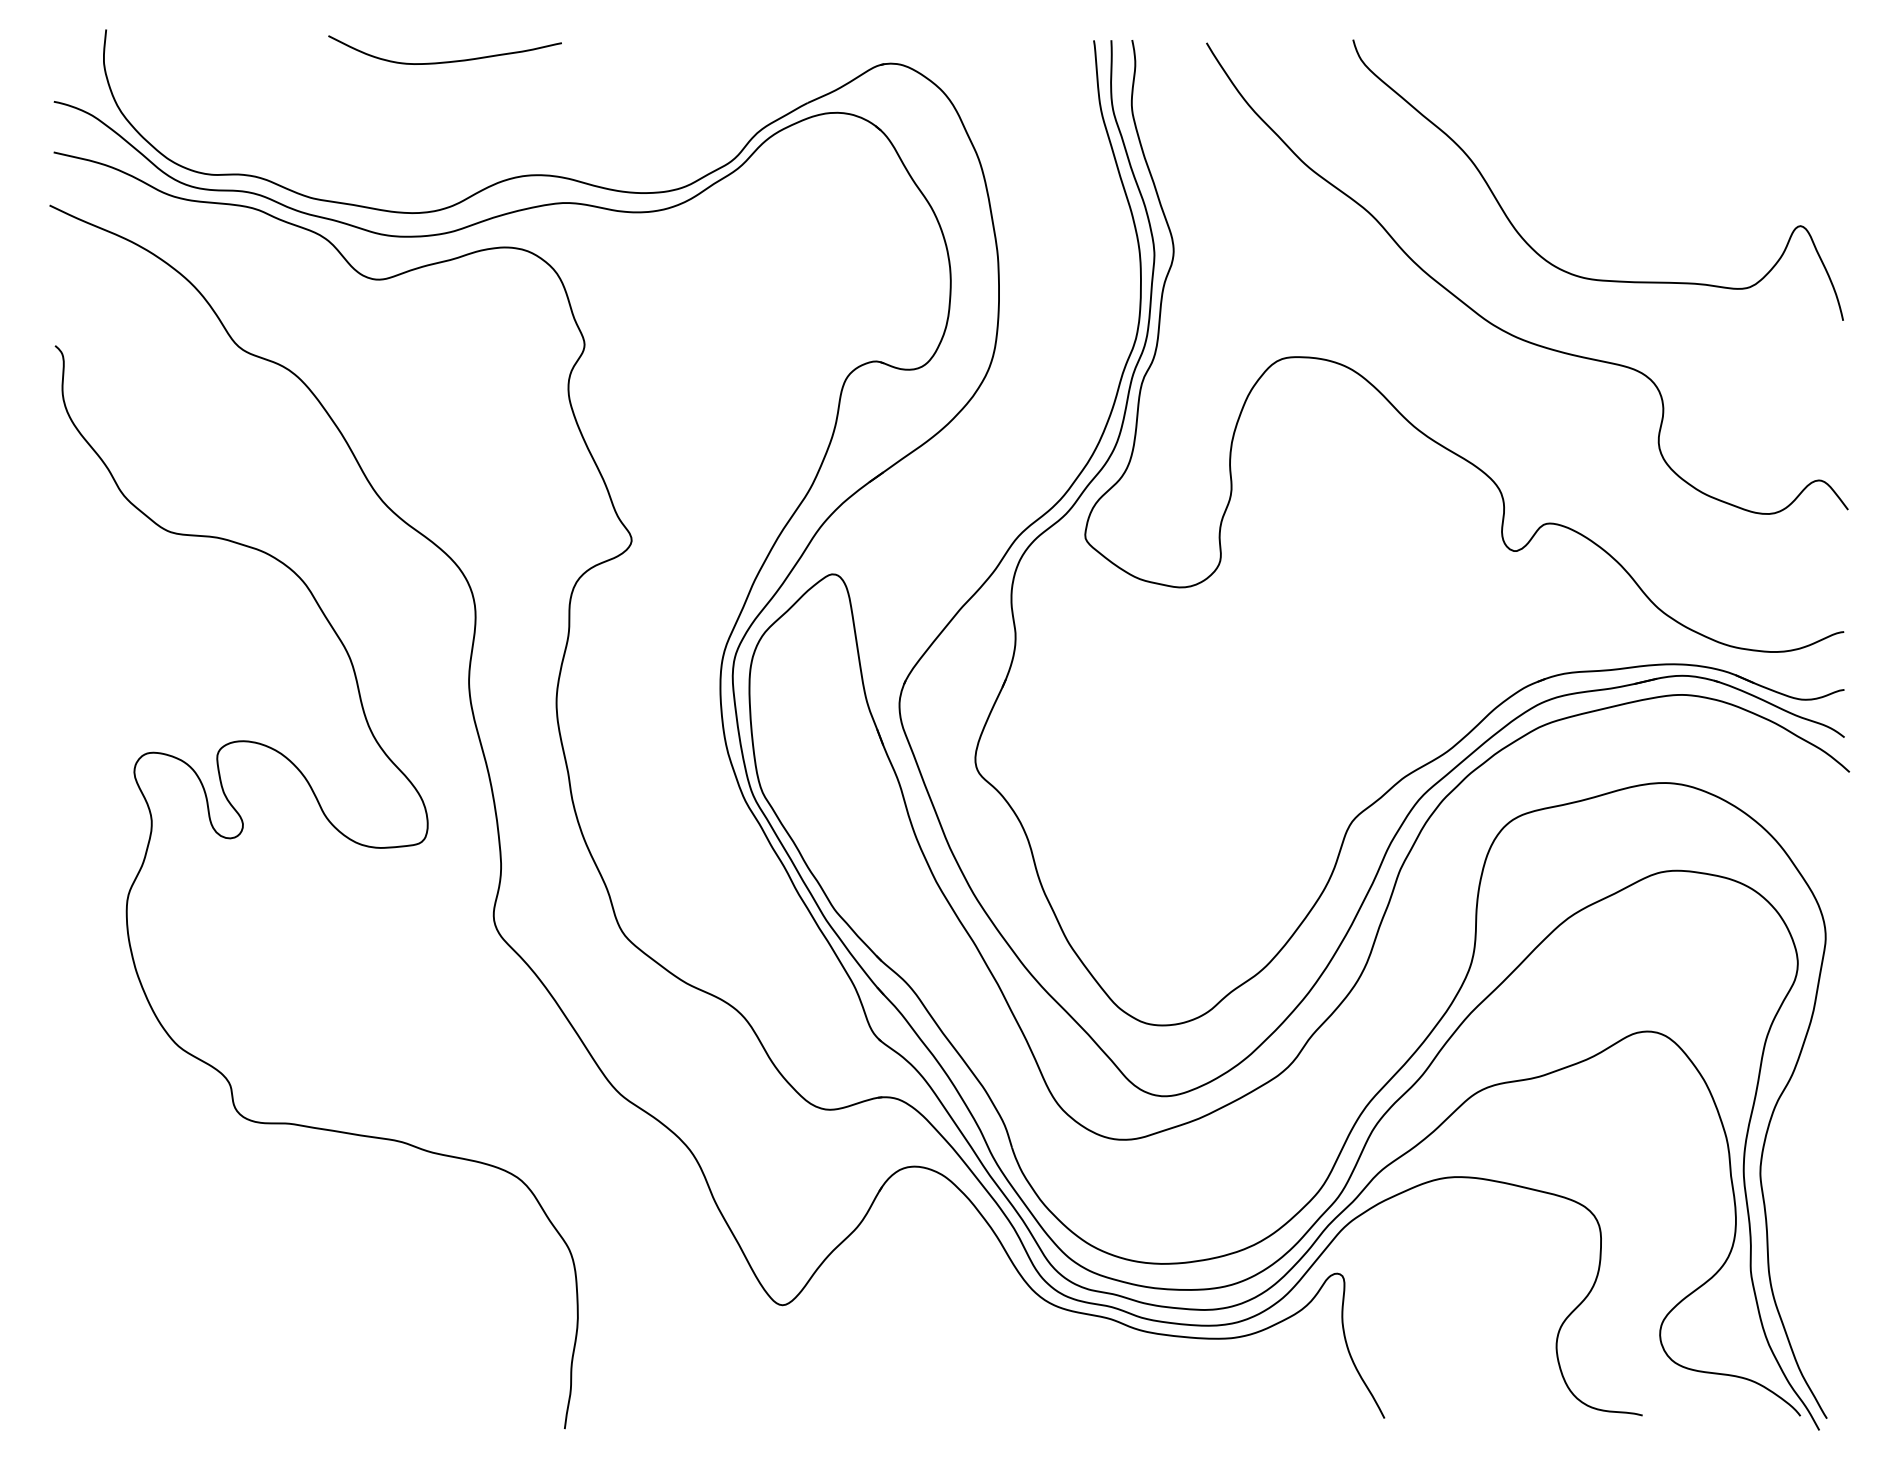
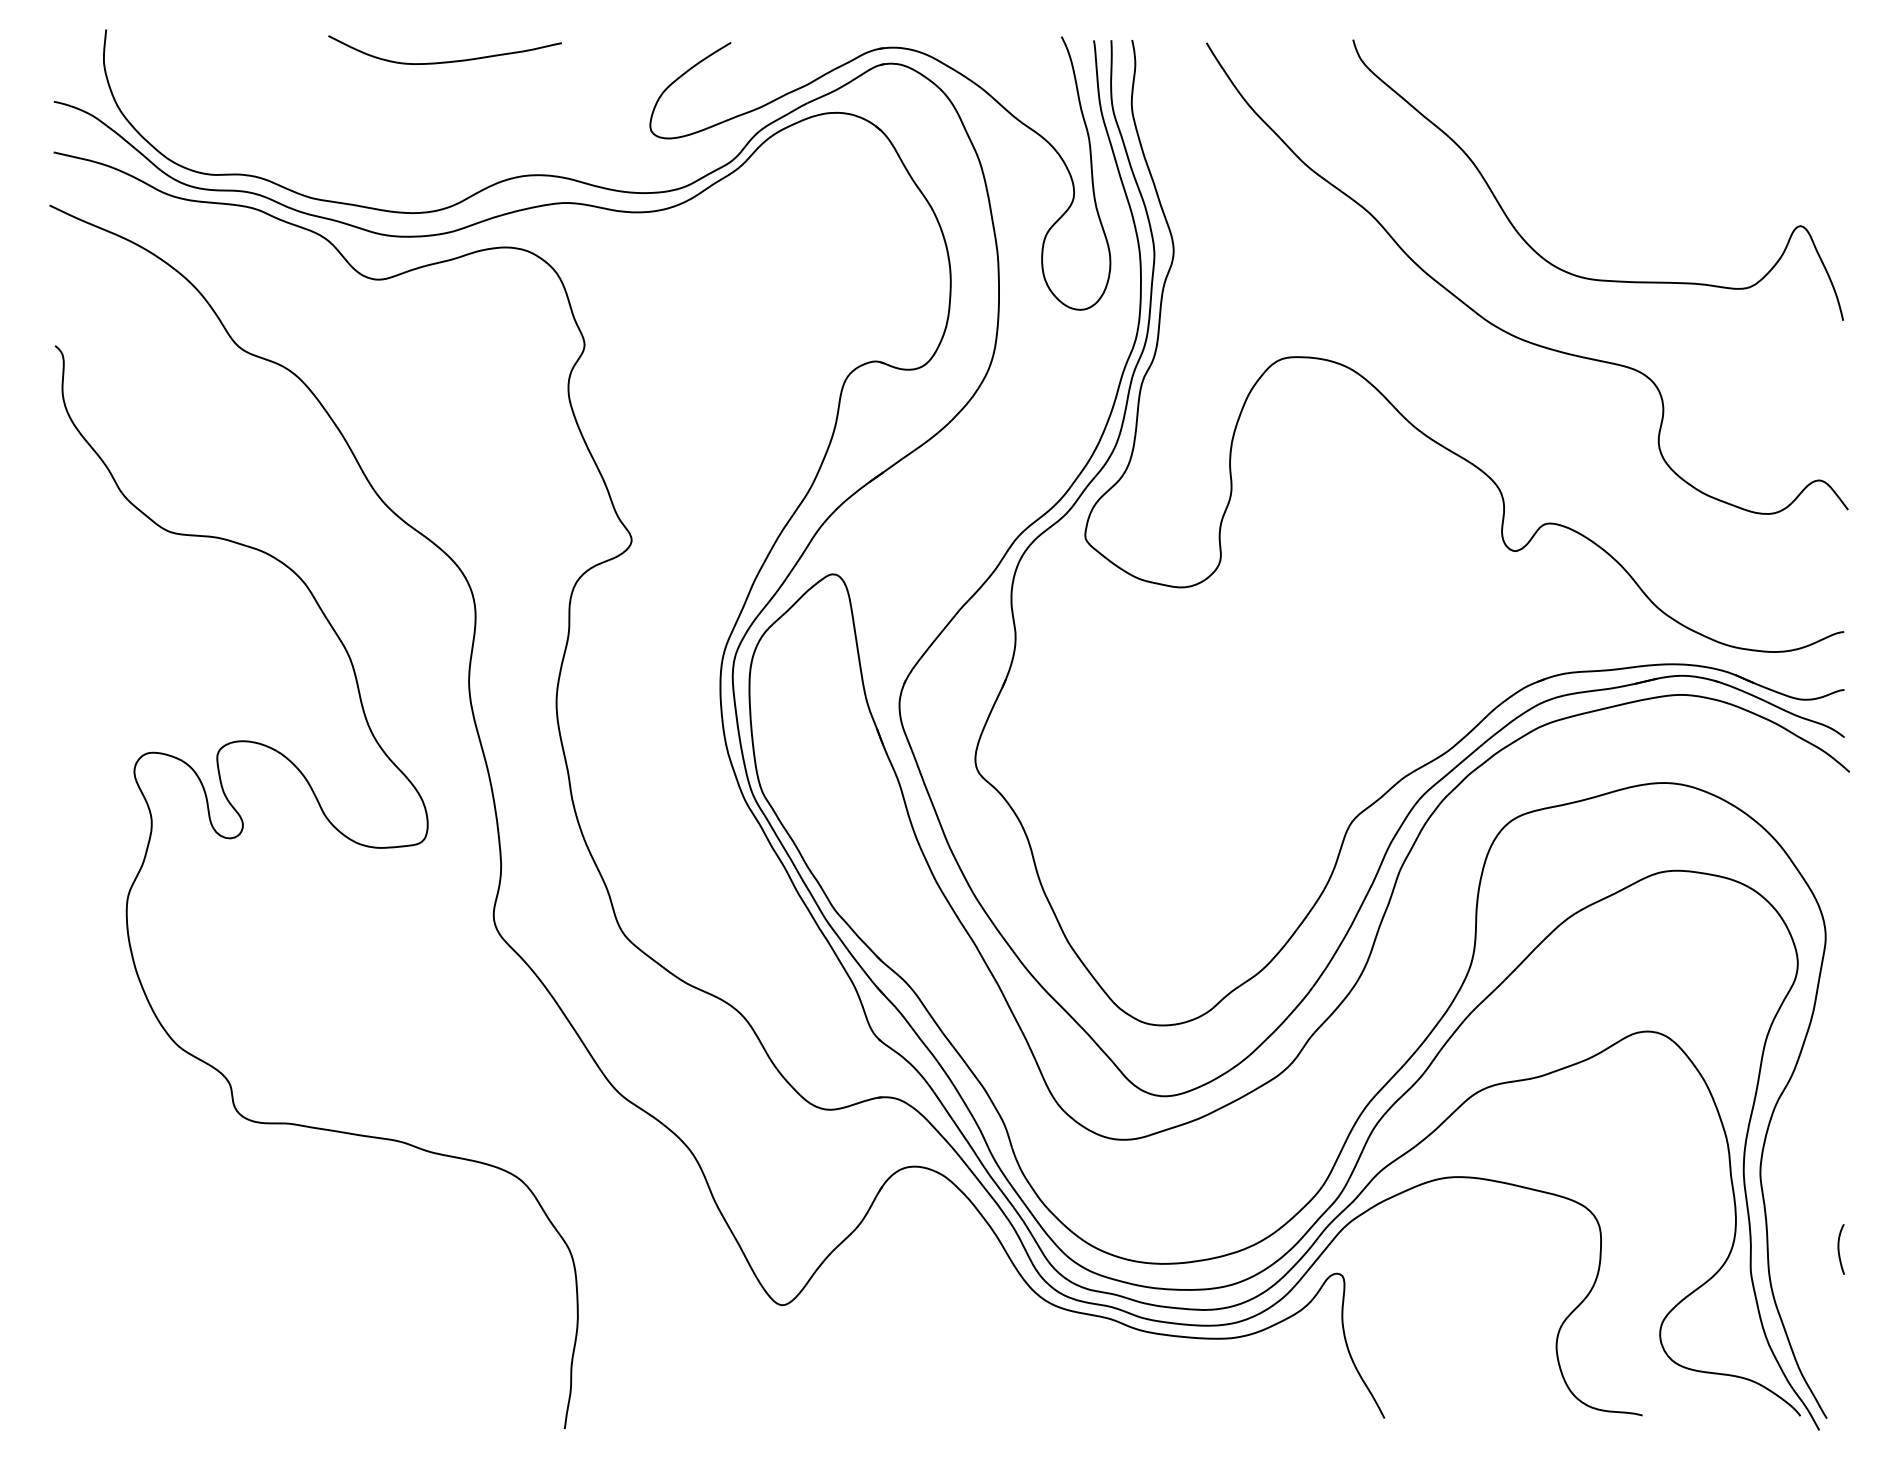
part: none -> present (822, 77)
curve: none -> present (1839, 1249)
